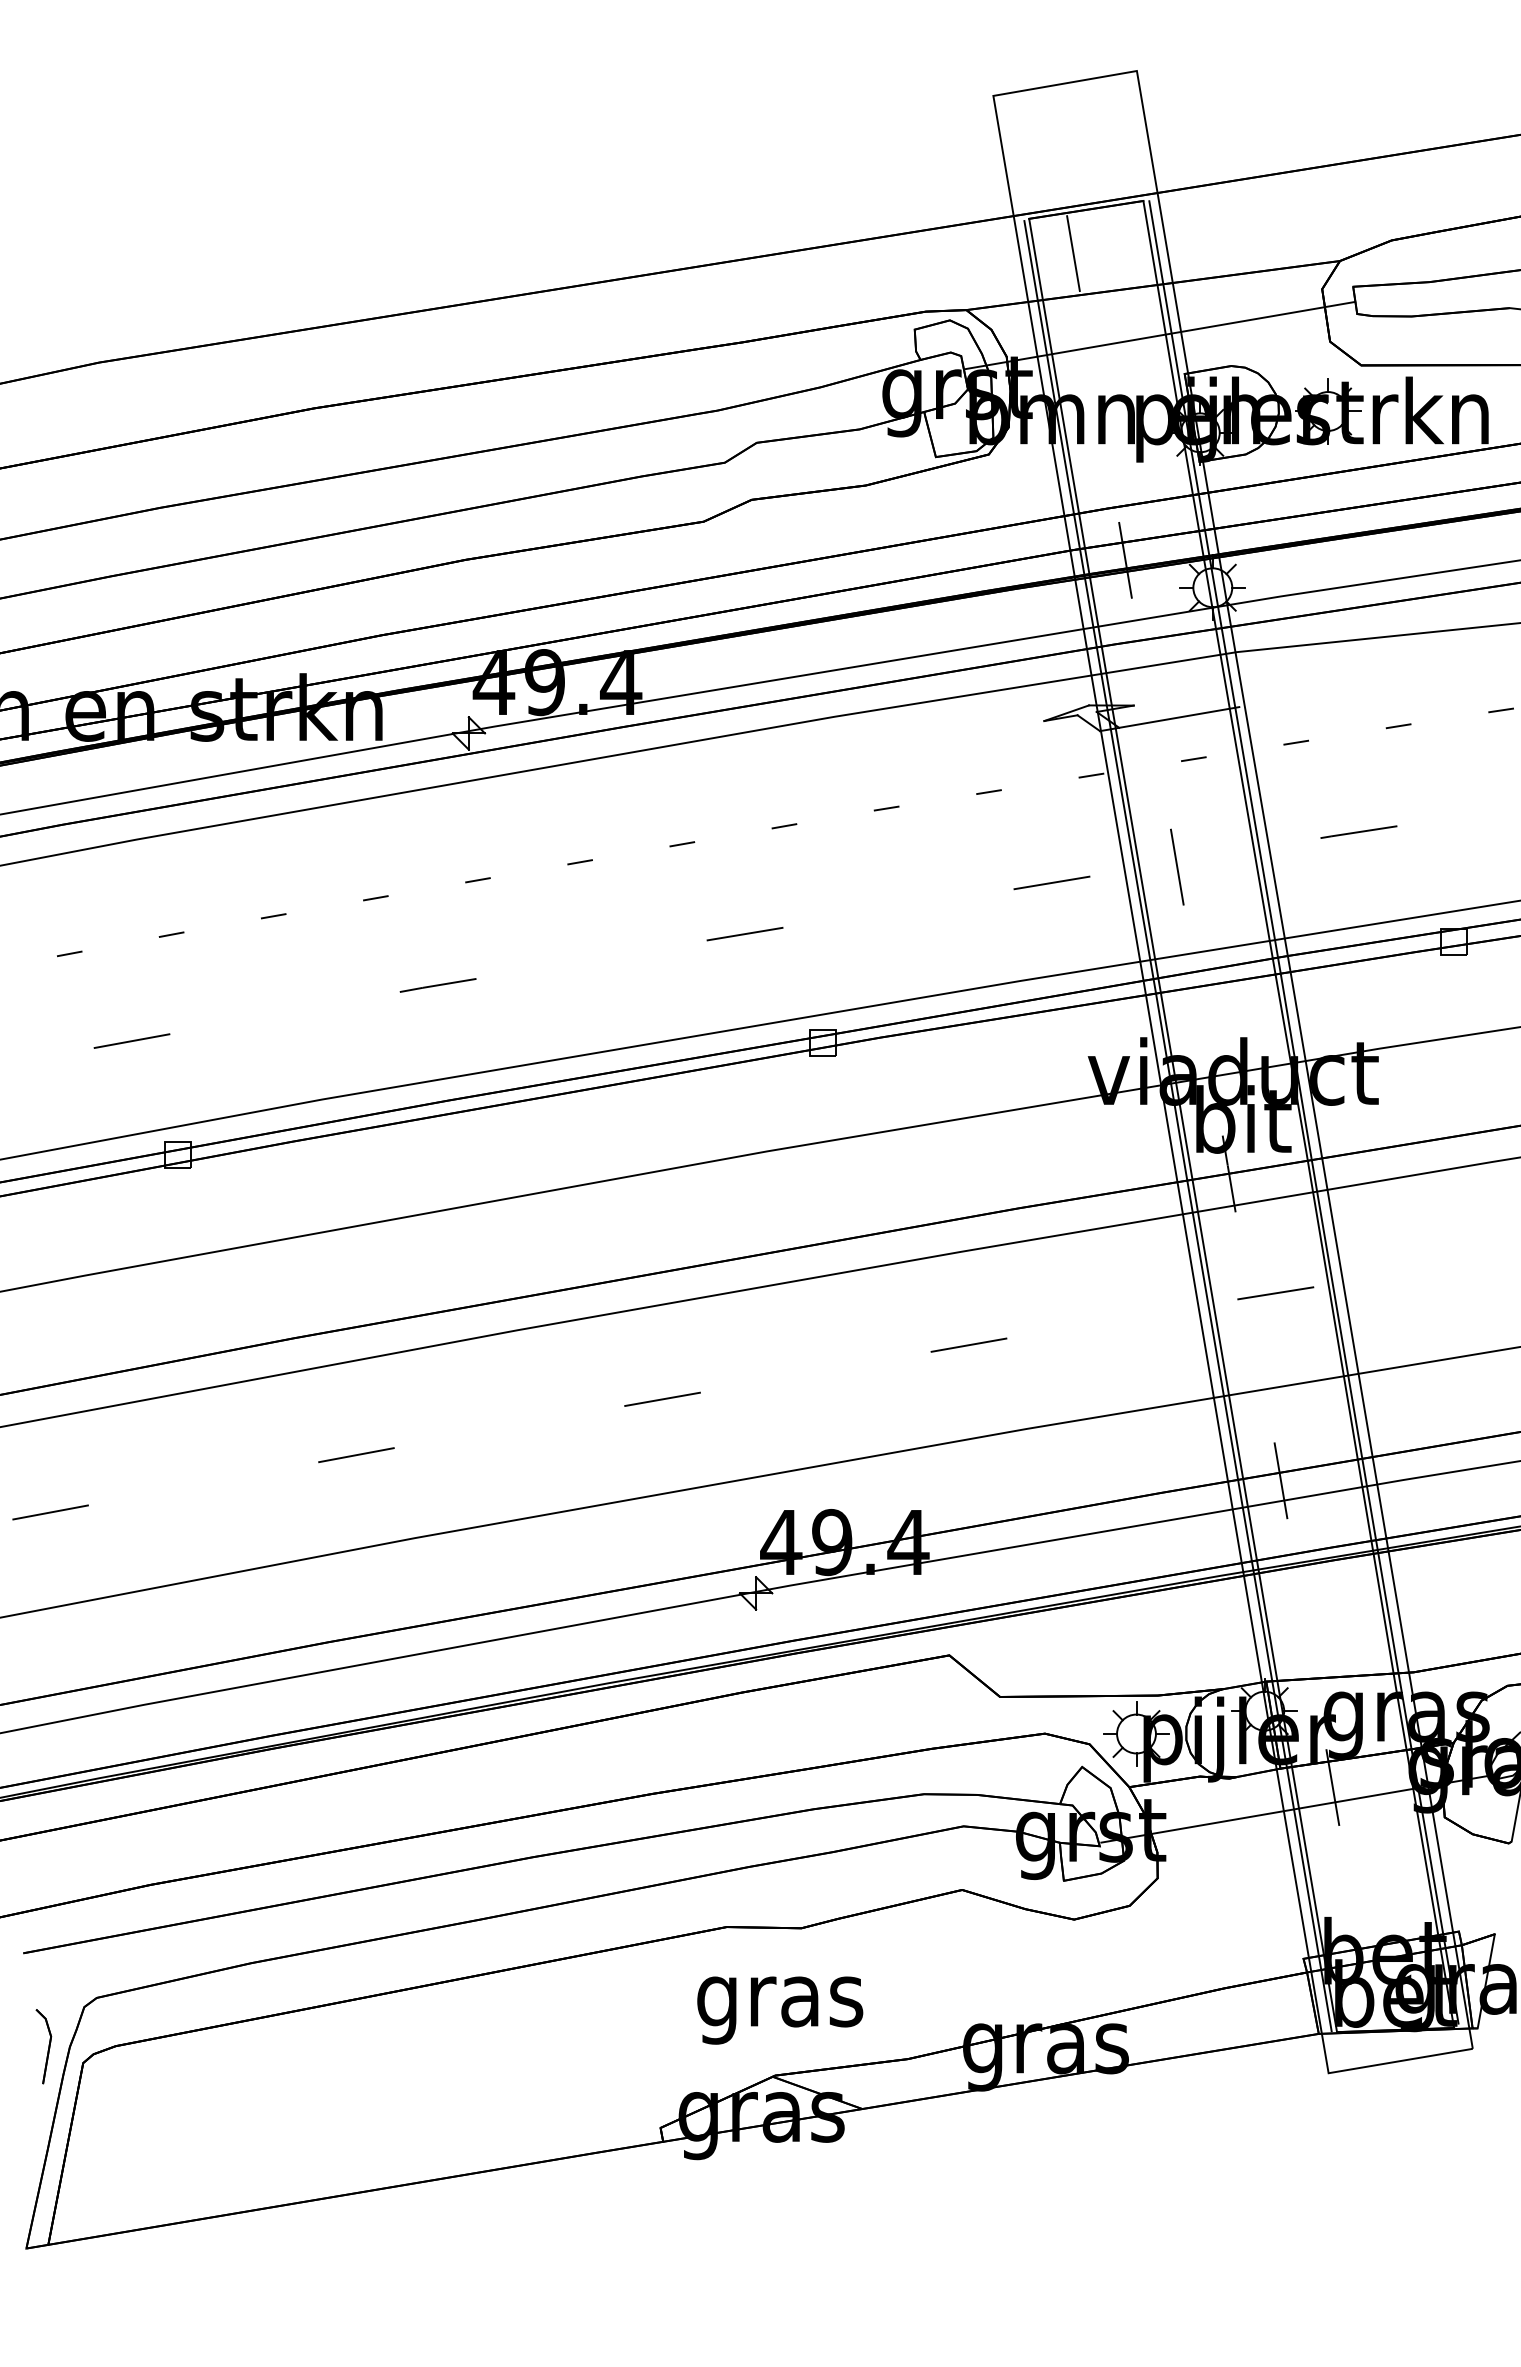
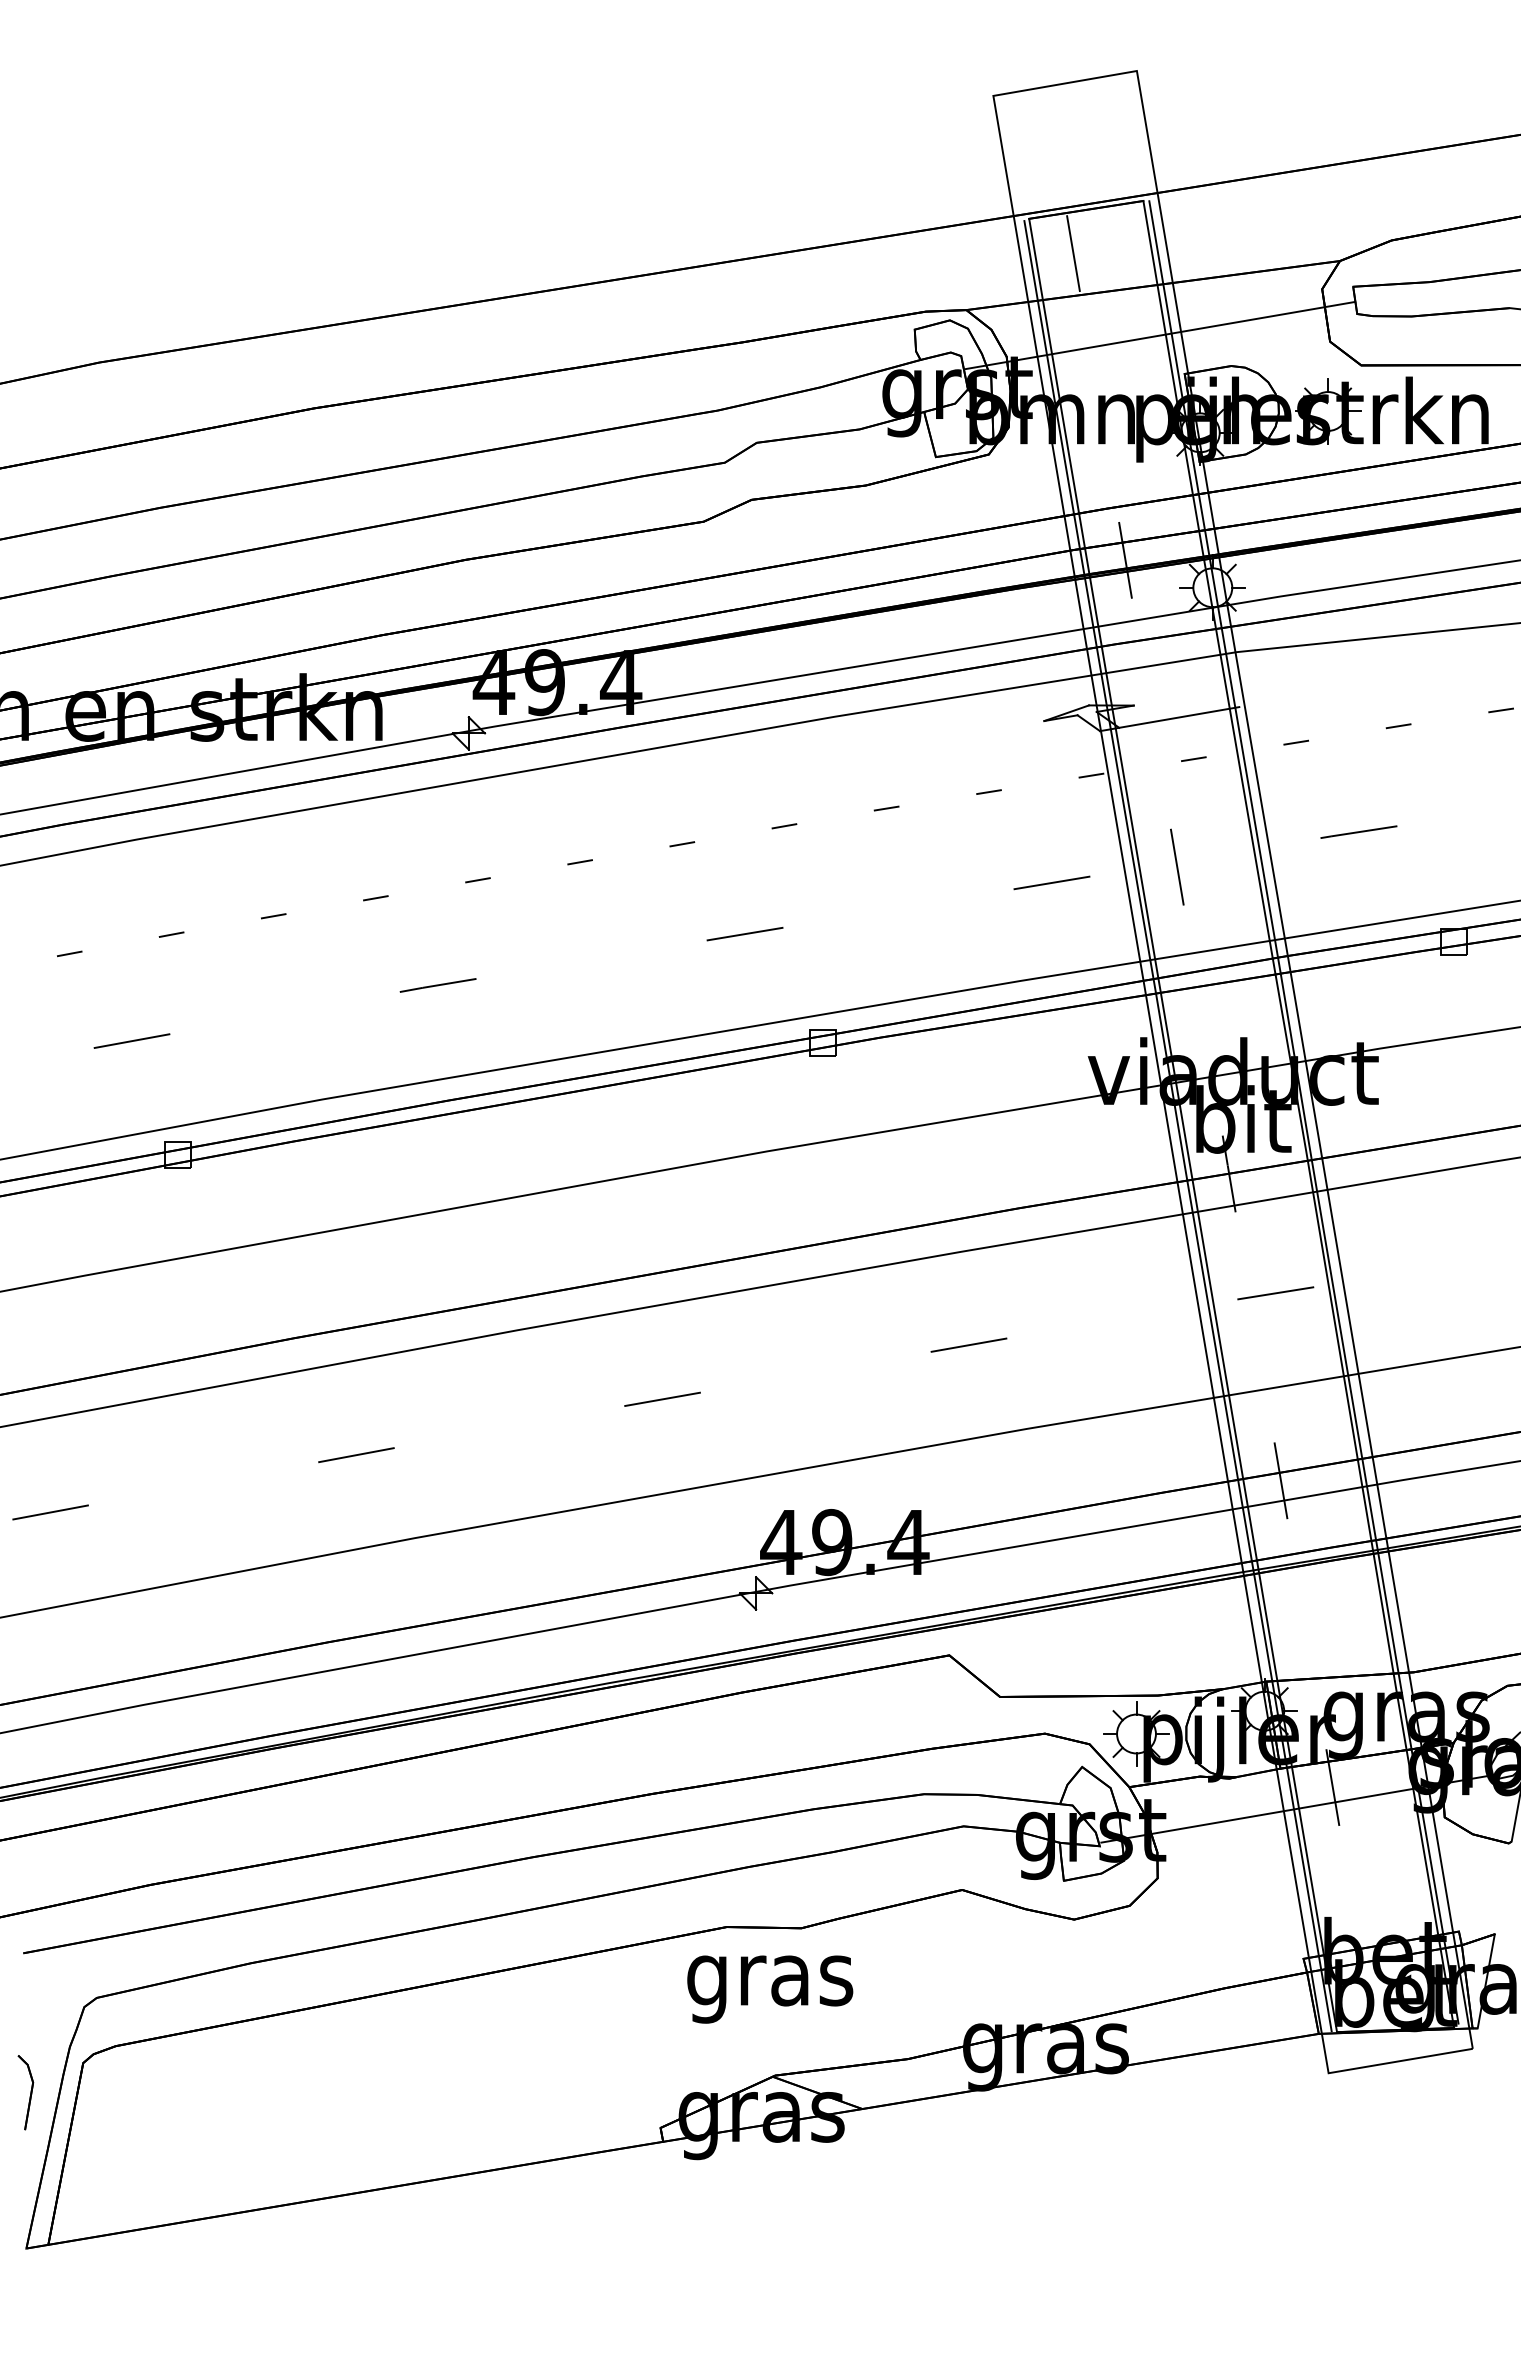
text position: (780, 2010) -> (770, 1989) (770, 1989)
part position: (43, 2046) -> (25, 2092) (25, 2092)
